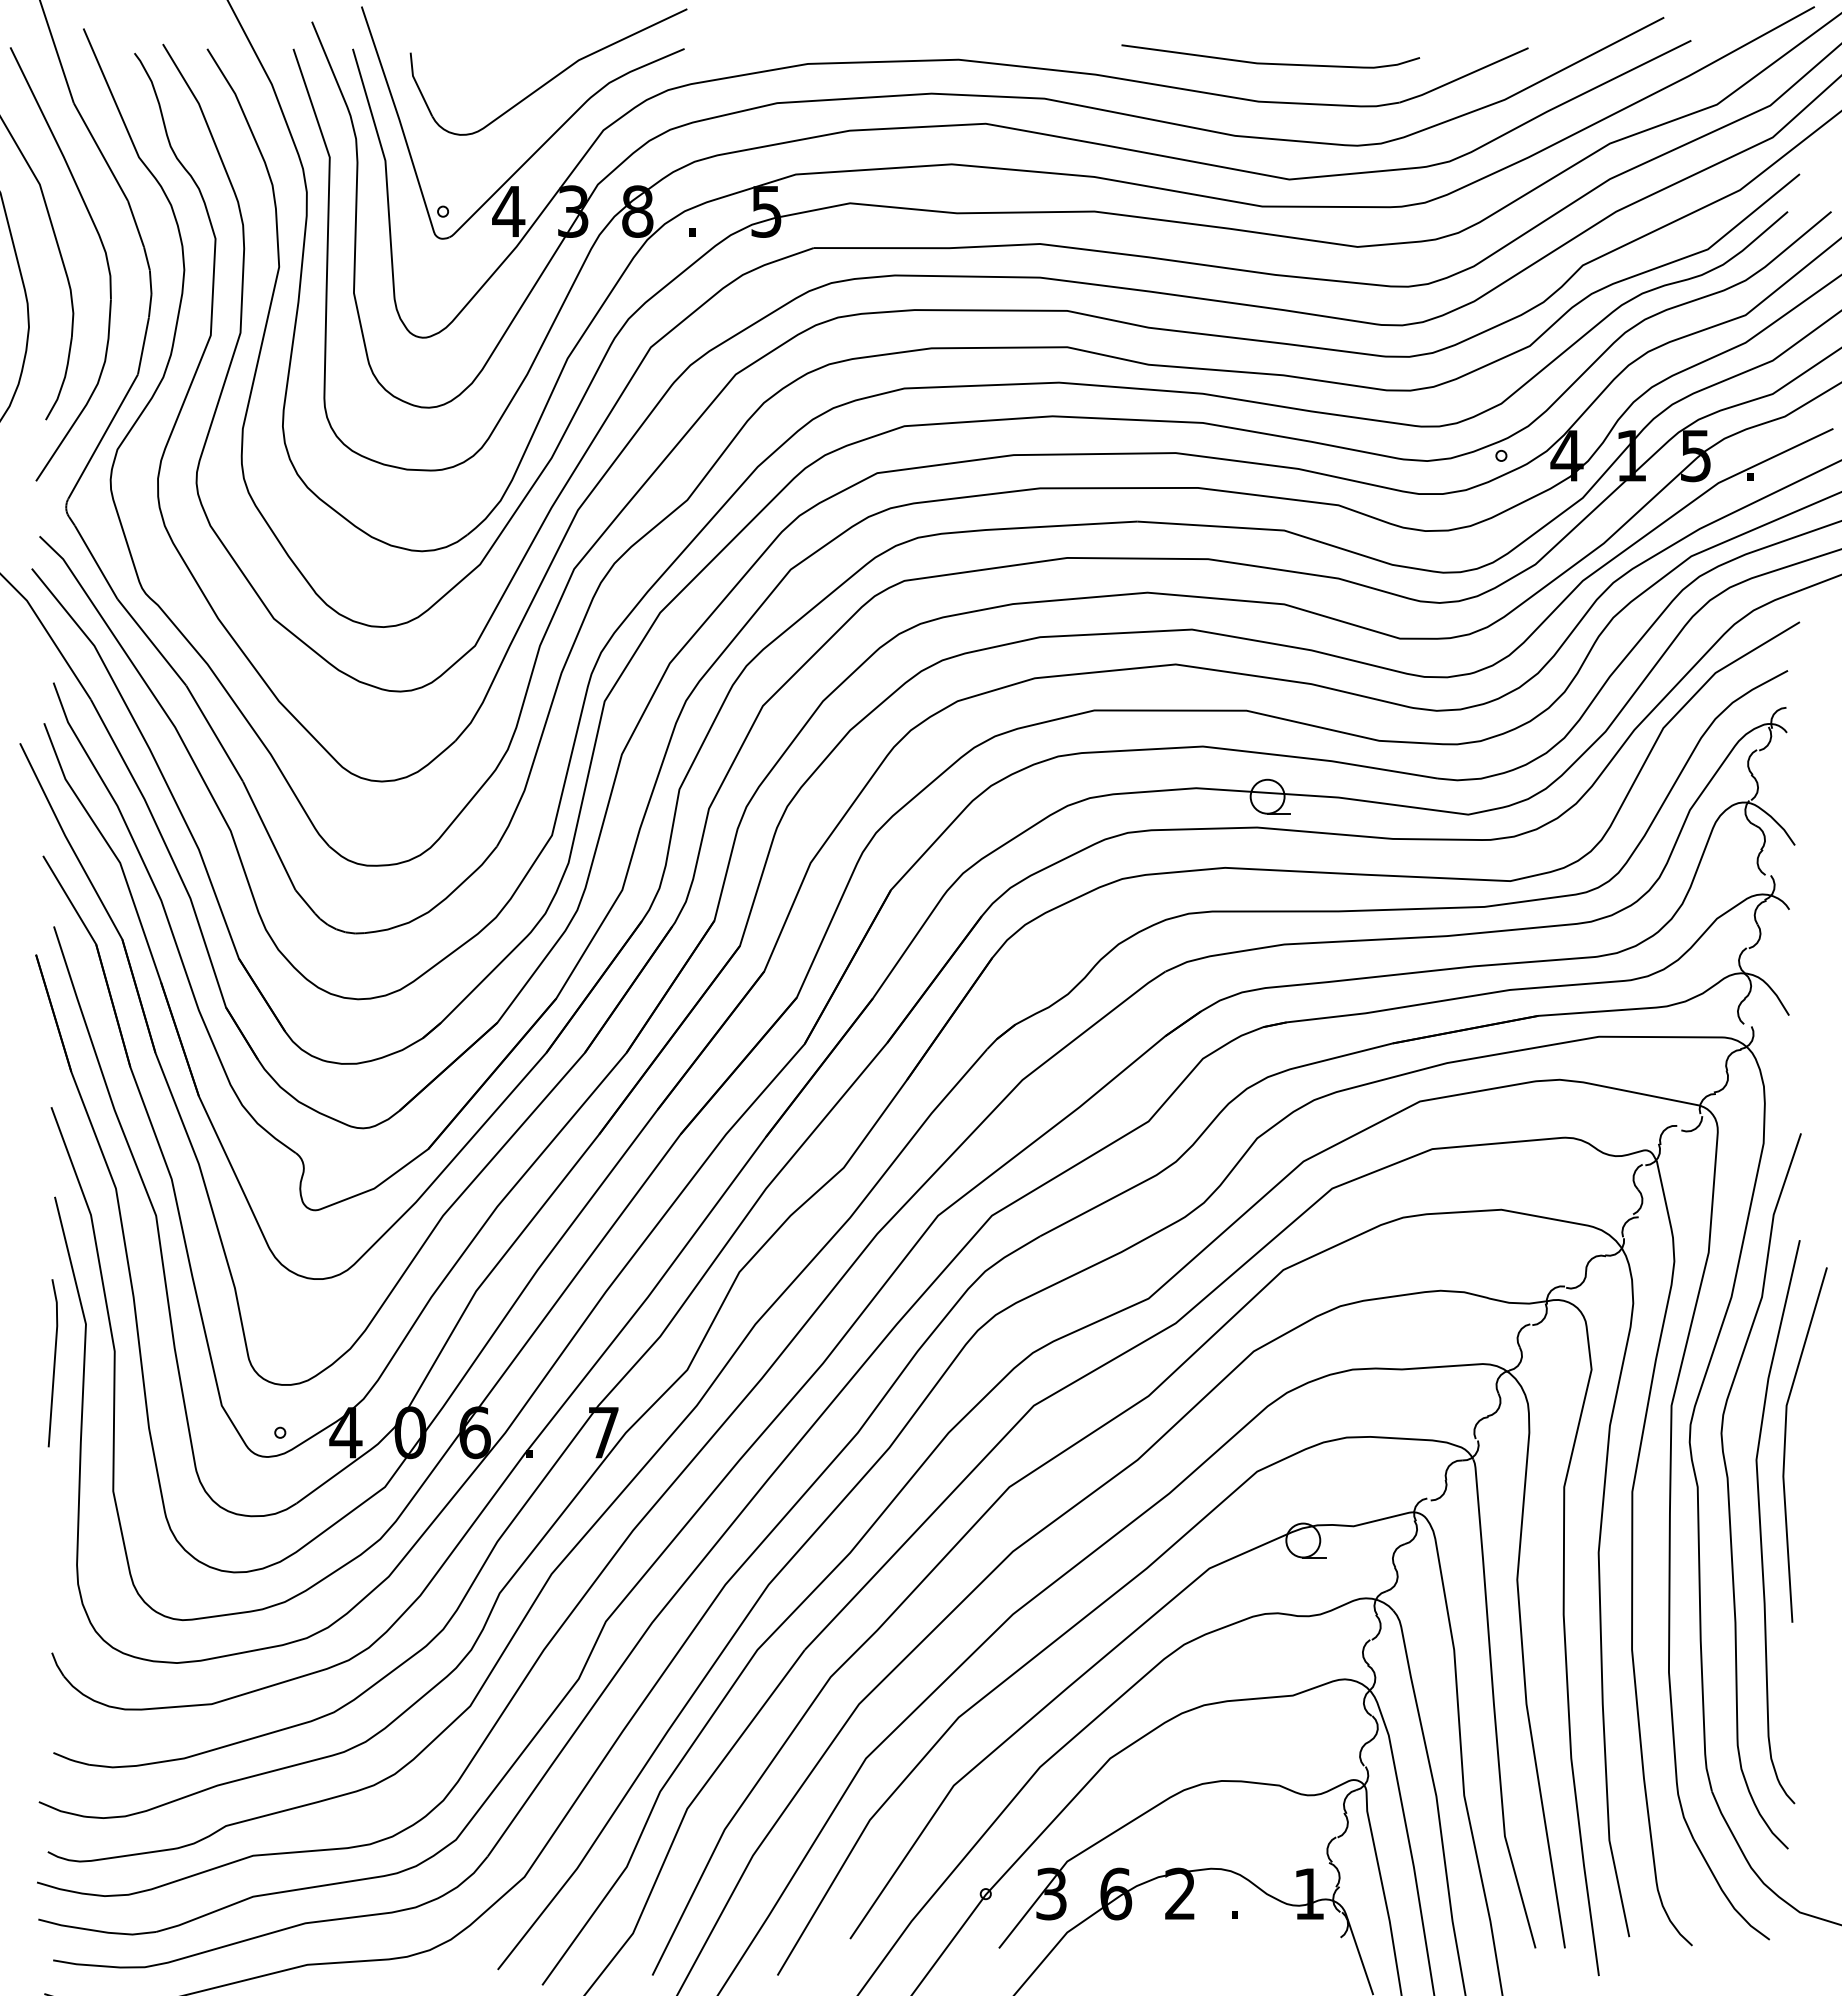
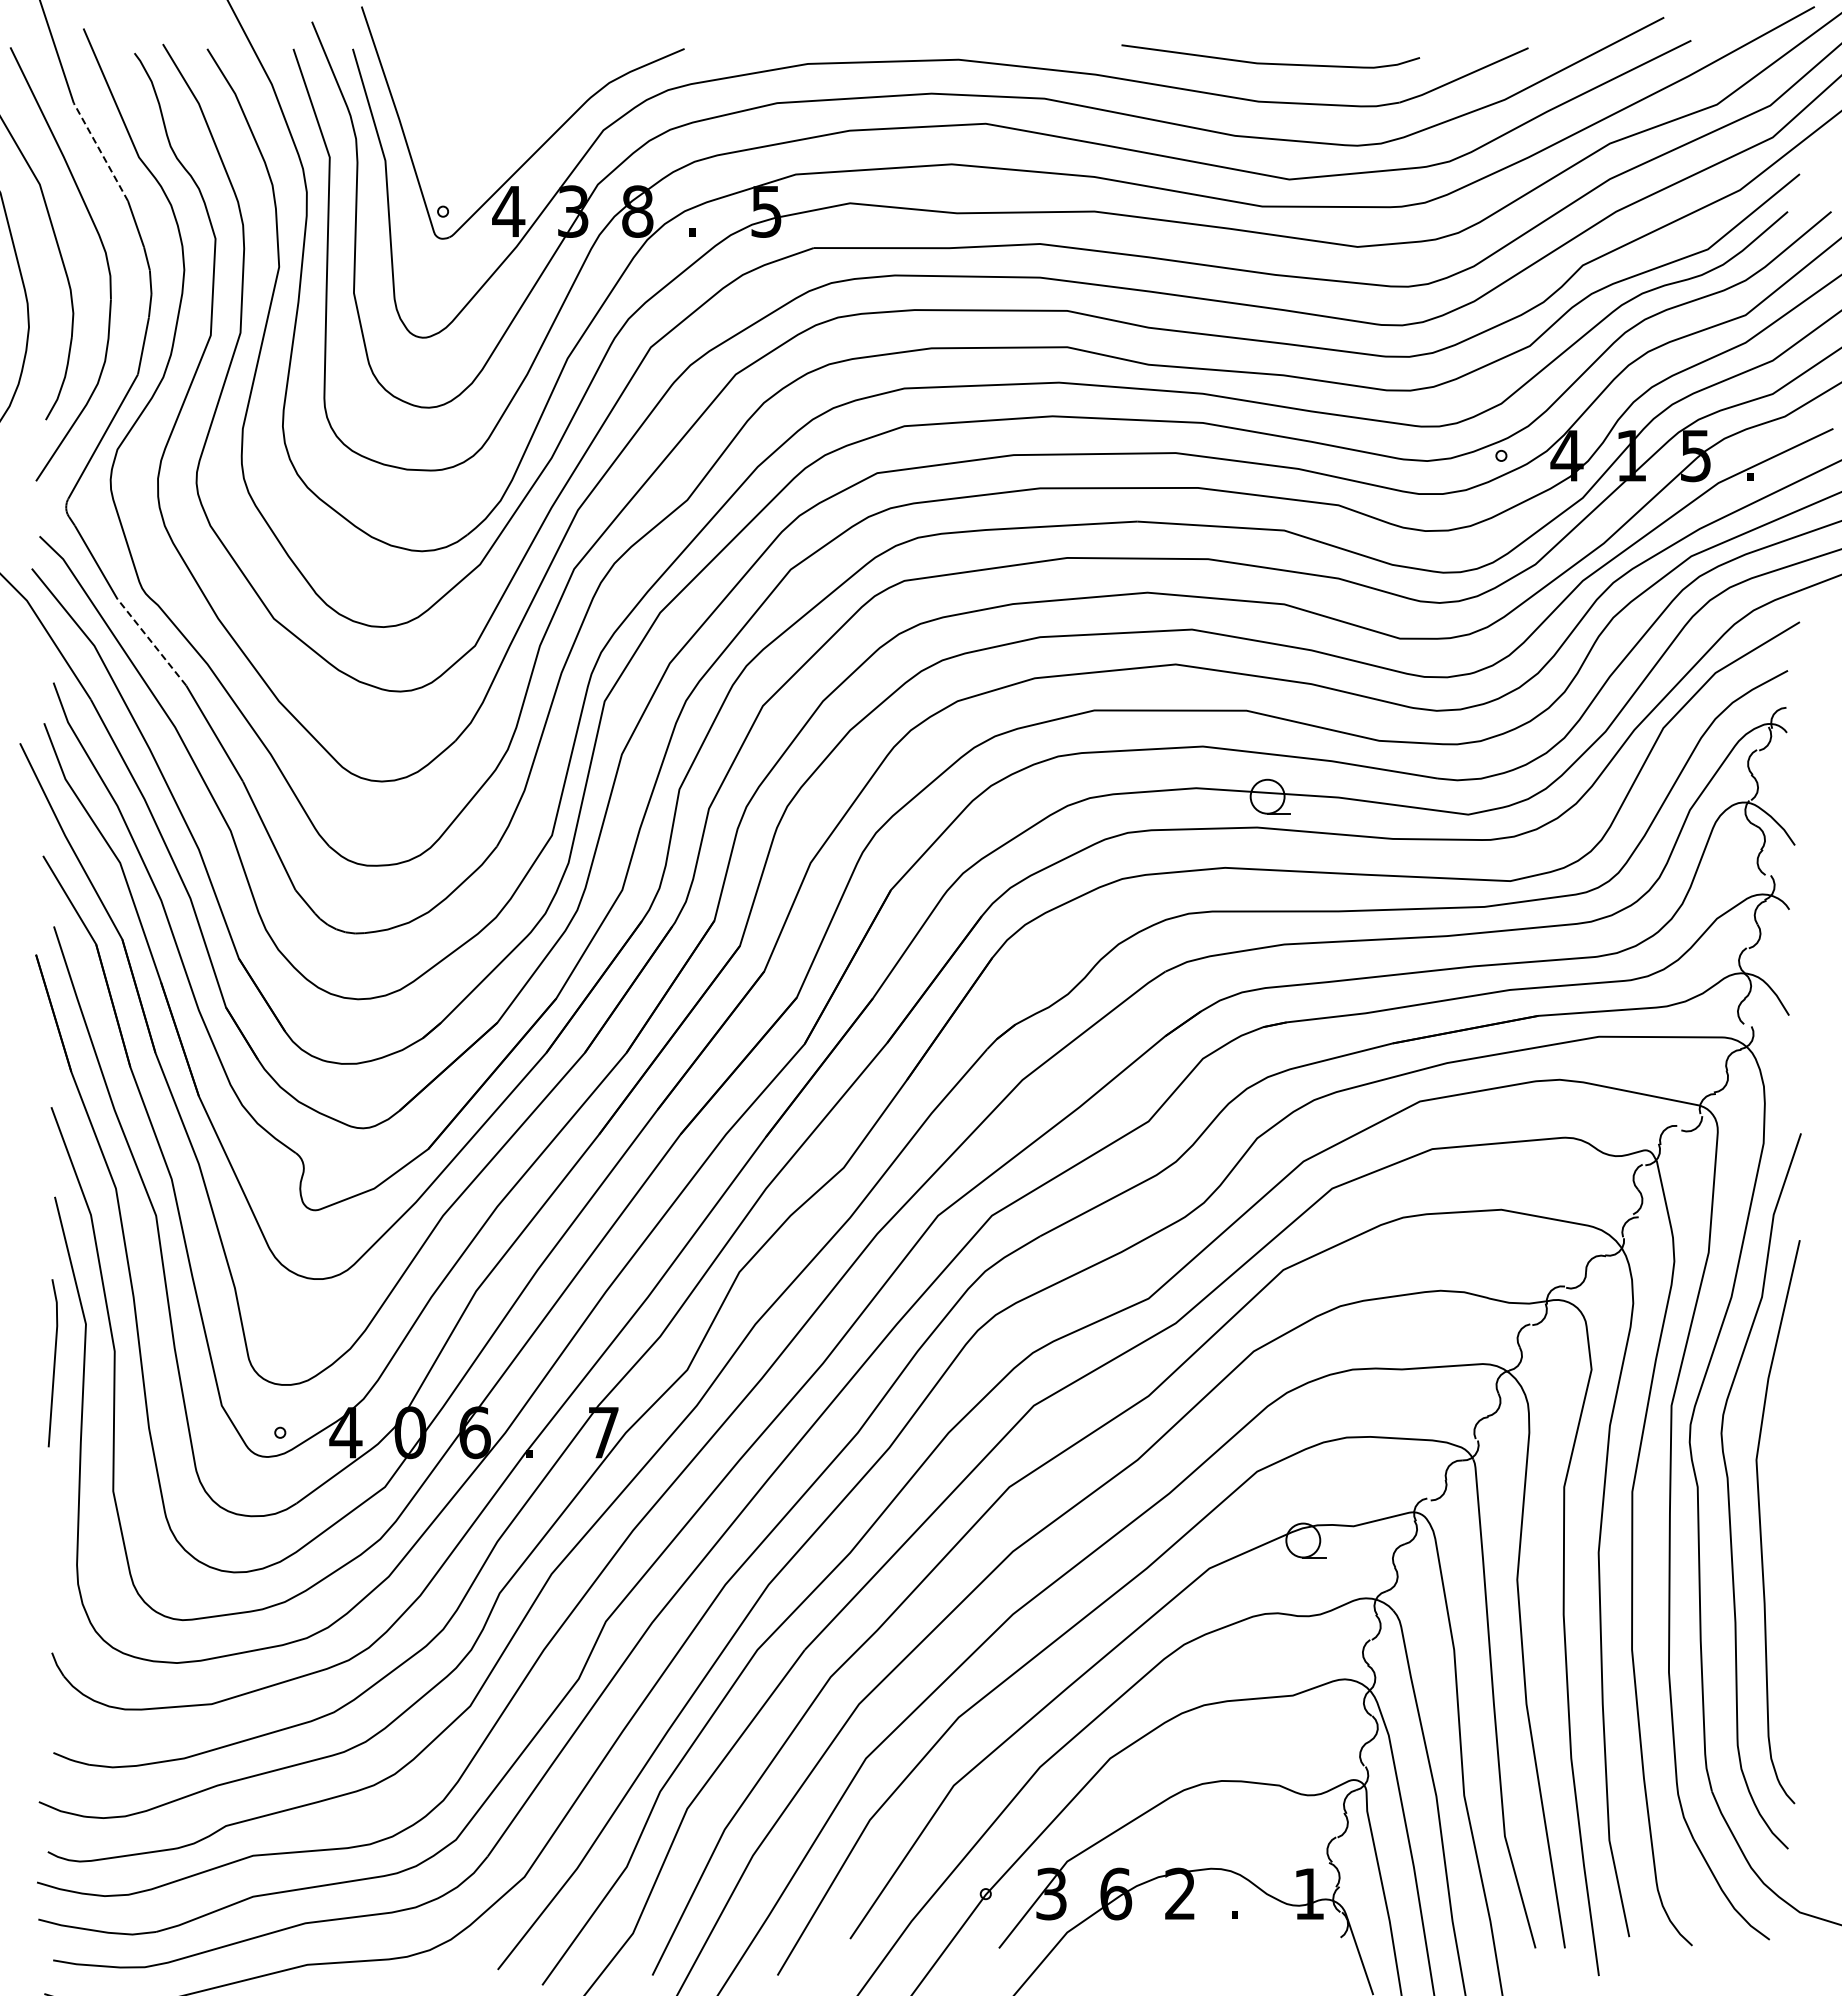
part: present -> none (552, 77)
line: solid -> dashed (100, 152)
line: solid -> dashed (151, 641)
line: present -> none (1785, 1444)
